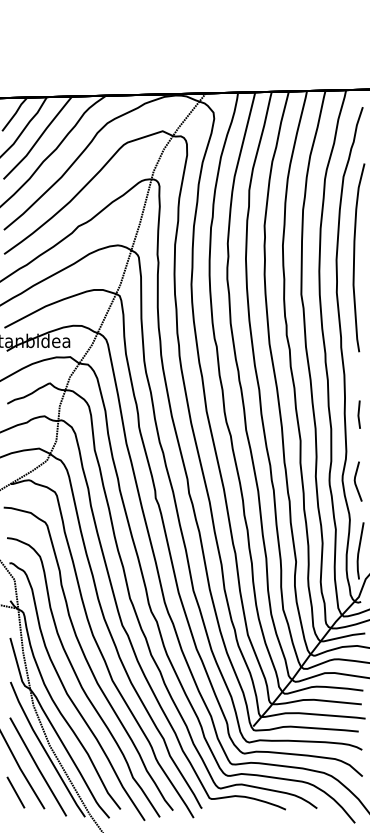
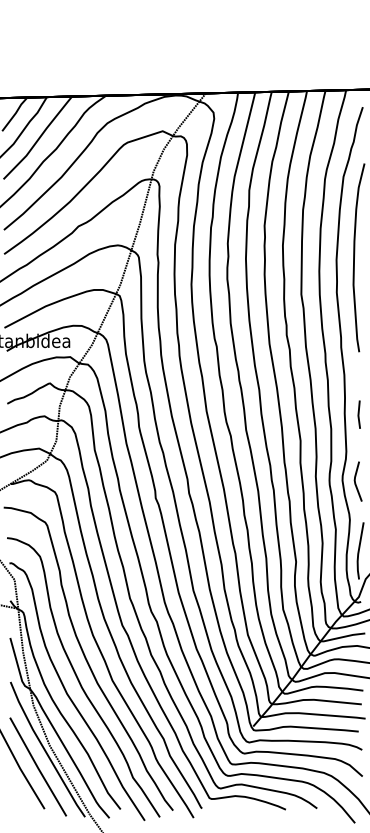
line: present -> none (15, 792)
